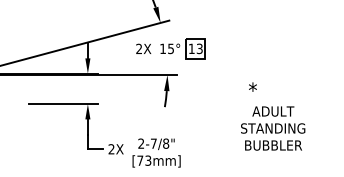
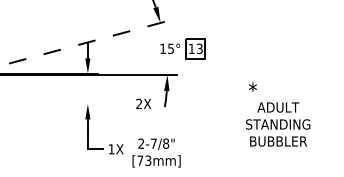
line: solid -> dashed (85, 43)
text position: (143, 48) -> (143, 103) (143, 103)
line: present -> none (63, 104)
text position: (273, 128) -> (278, 124) (278, 124)
text: 2X -> 1X (111, 149)
